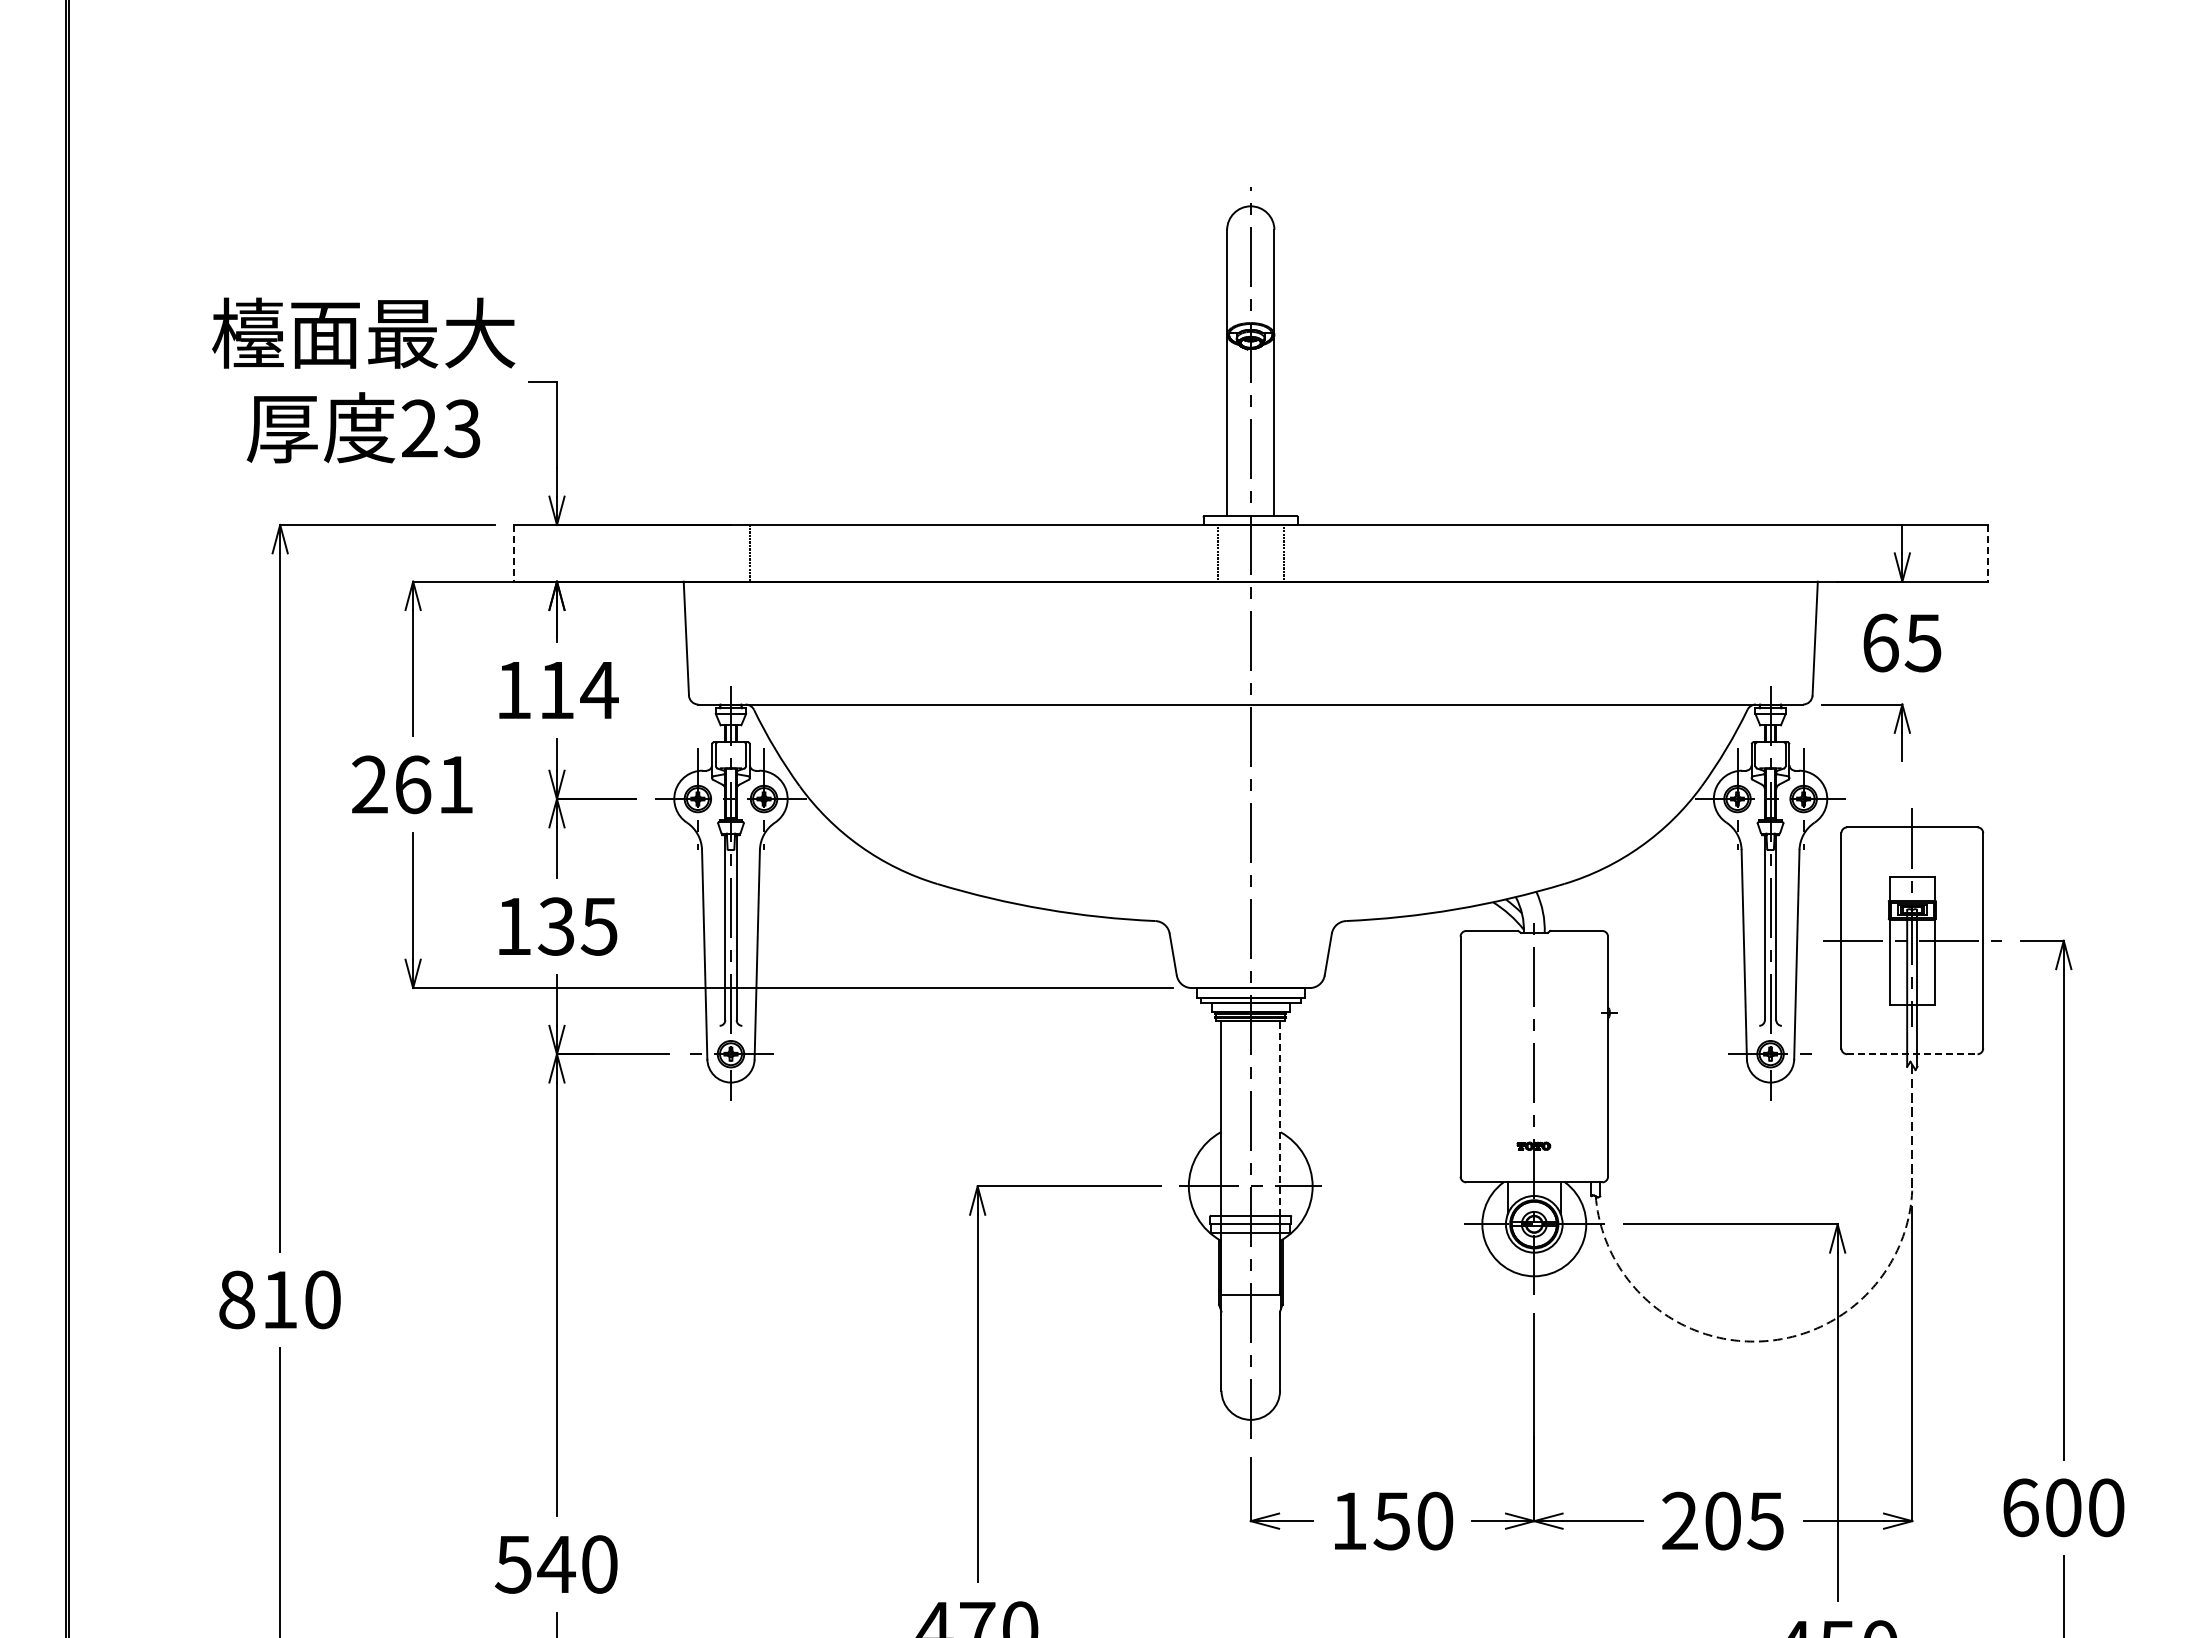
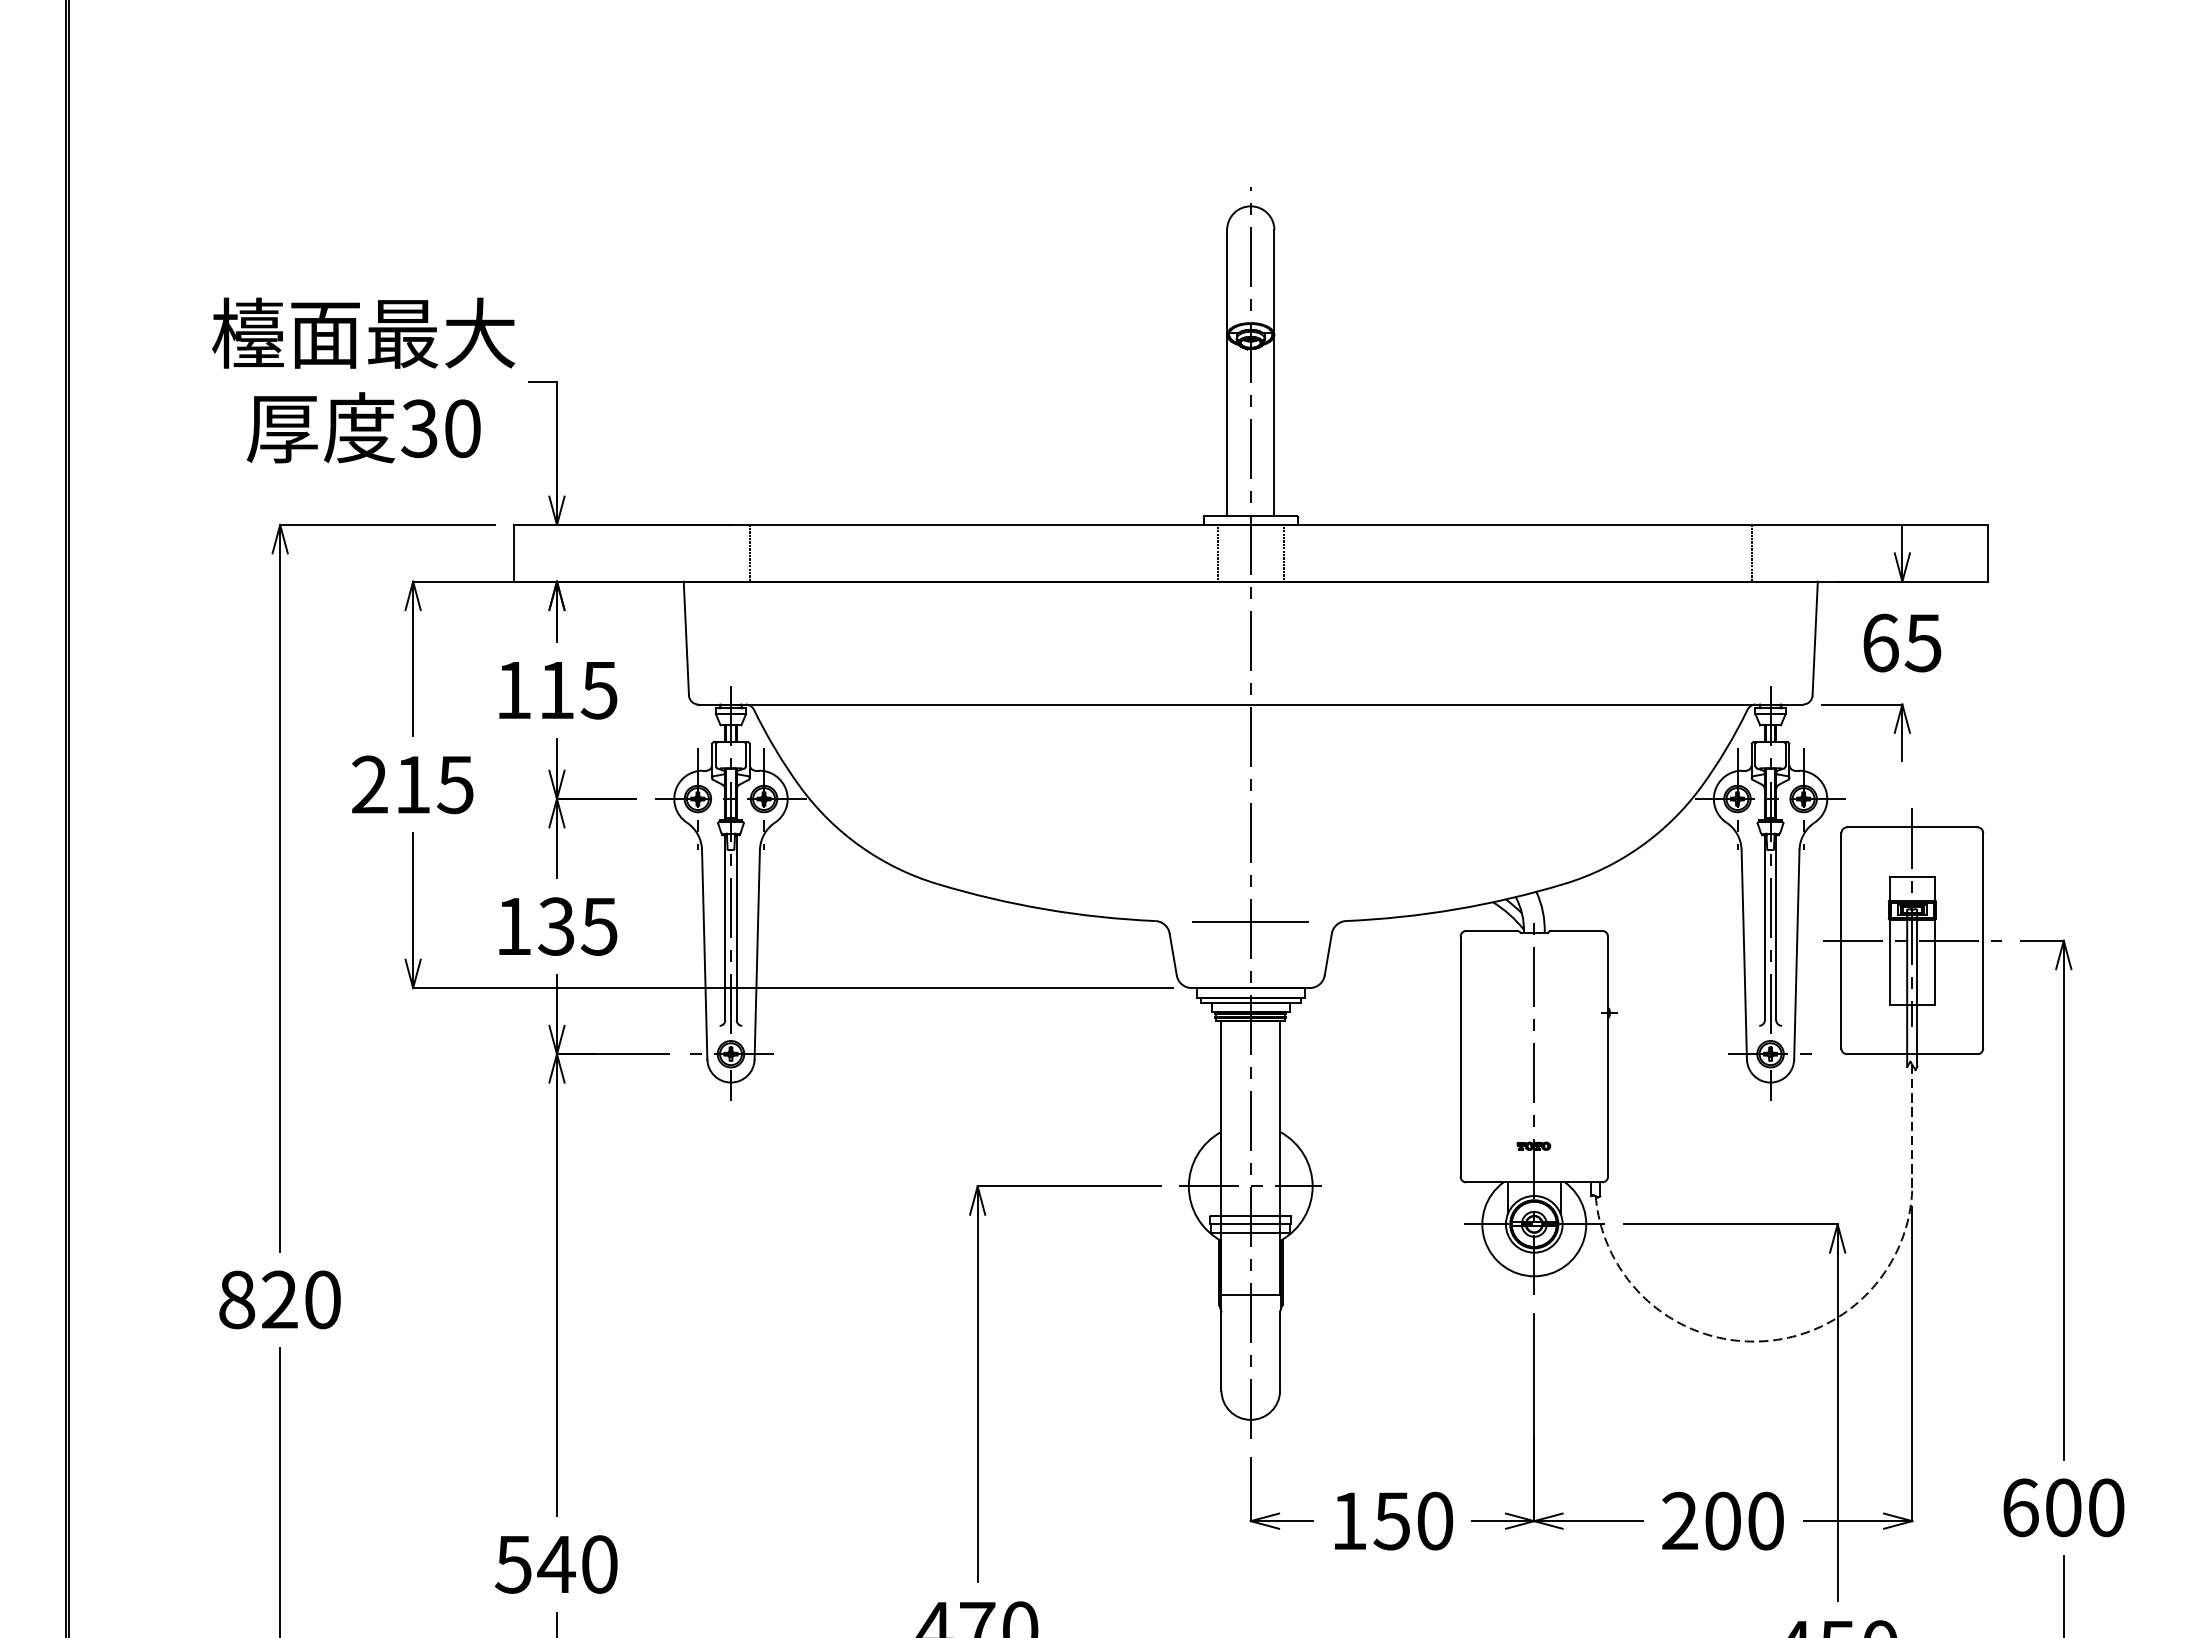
text: 23 -> 30 (440, 428)
line: none -> present (1751, 552)
line: dashed -> solid (513, 553)
line: dashed -> solid (1987, 553)
text: 114 -> 115 (599, 690)
text: 261 -> 215 (434, 784)
line: none -> present (1250, 921)
line: dashed -> solid (1912, 1054)
line: dashed -> solid (1280, 1118)
text: 810 -> 820 (279, 1299)
text: 205 -> 200 (1765, 1520)
